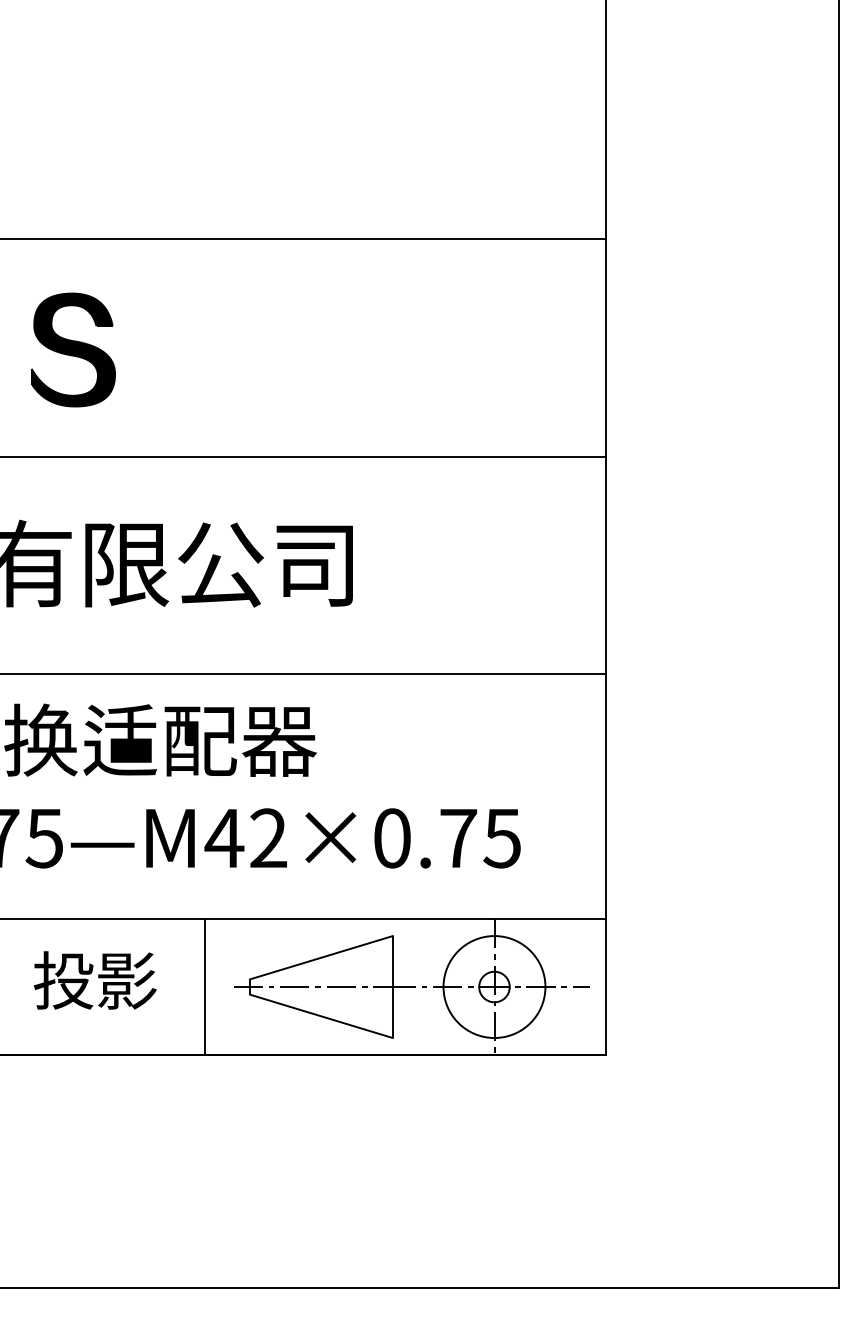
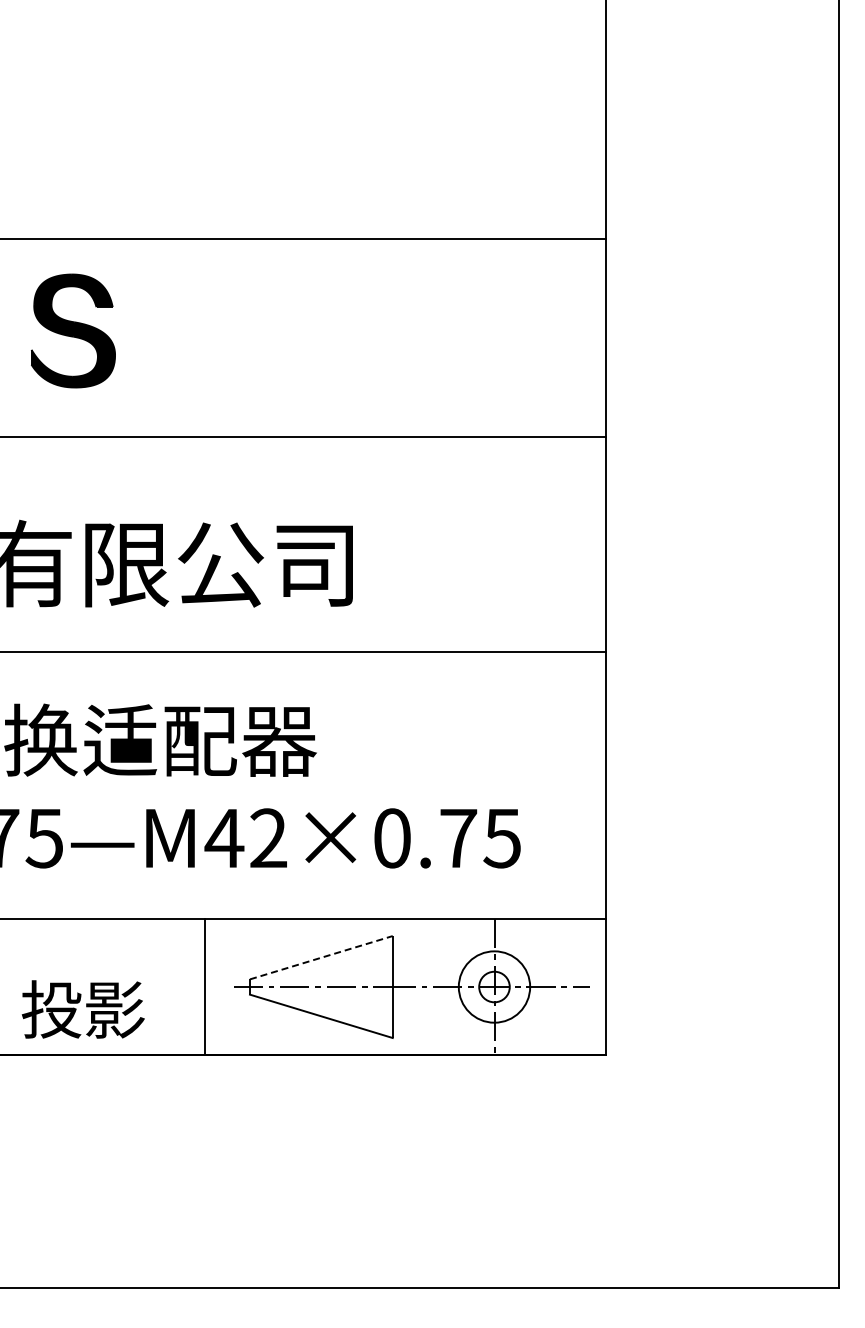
part position: (73, 349) -> (73, 330) (73, 330)
line position: (303, 456) -> (303, 436) (303, 436)
line position: (303, 674) -> (303, 652) (303, 652)
line: solid -> dashed (321, 957)
text position: (94, 980) -> (82, 1009) (82, 1009)
circle diameter: 102 px -> 71 px (494, 986)
